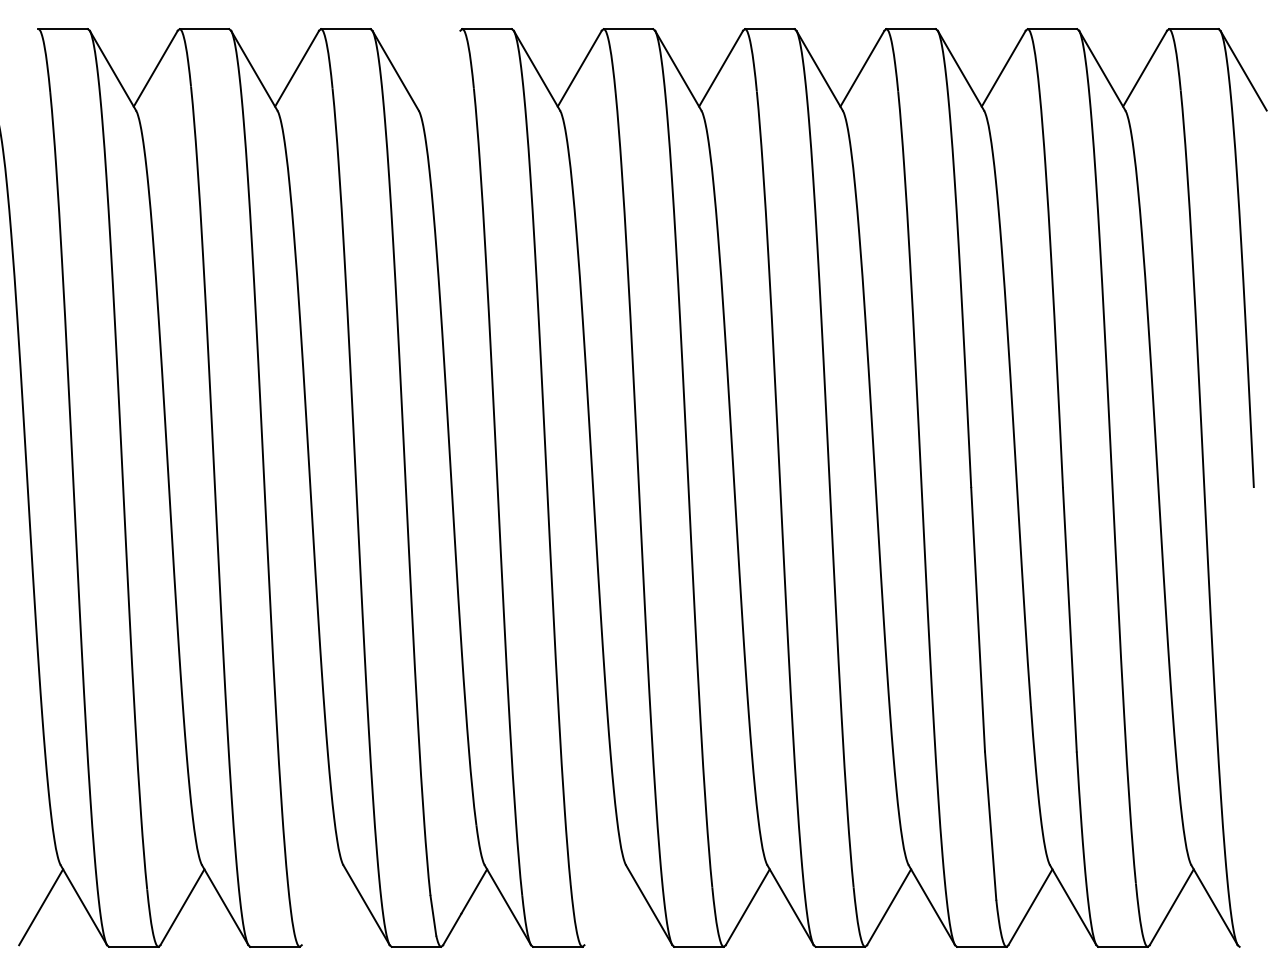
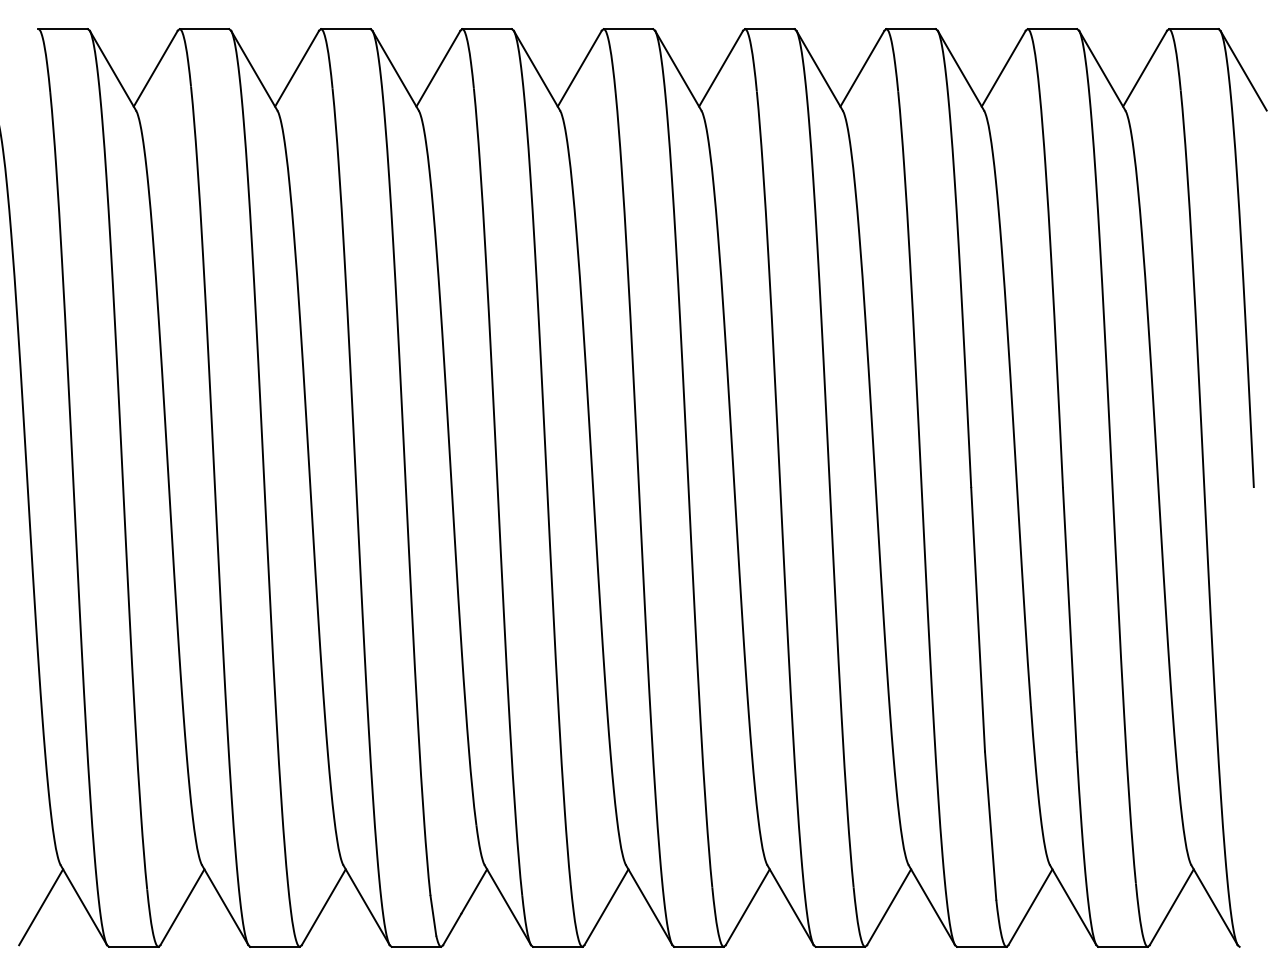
line: none -> present (438, 68)
line: none -> present (323, 907)
line: none -> present (606, 907)
